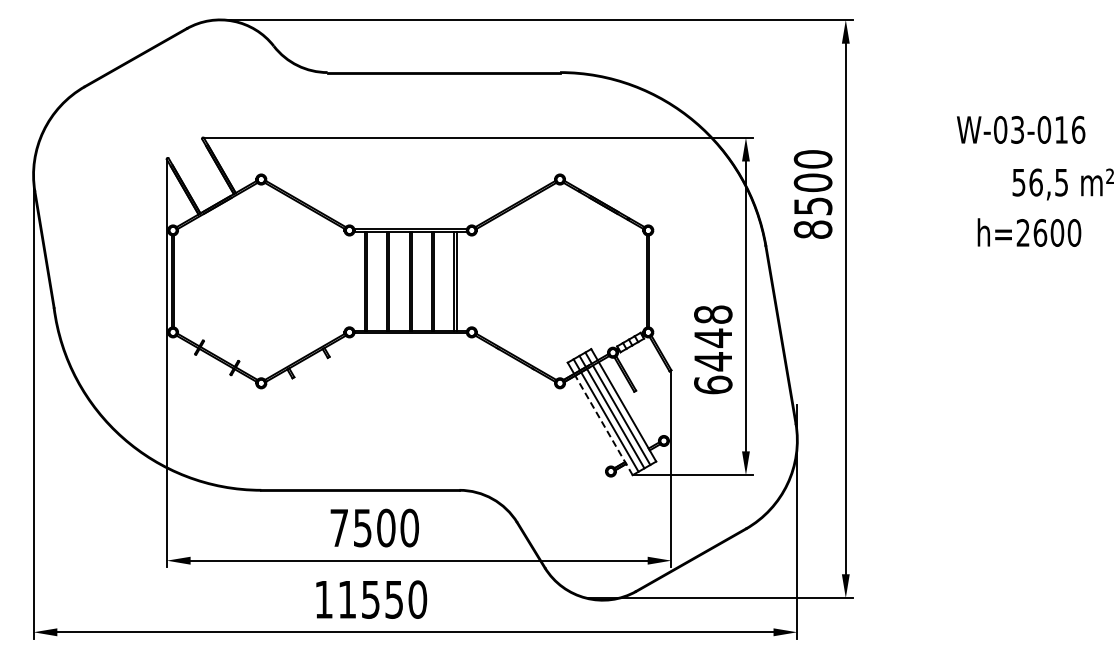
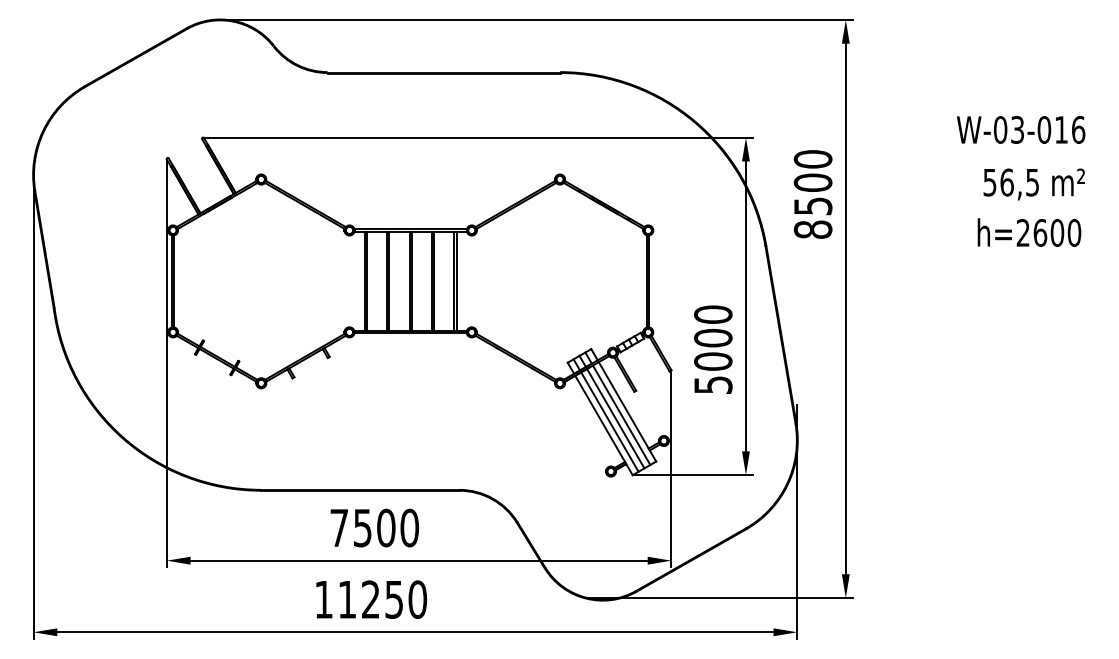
text position: (1062, 184) -> (1033, 184) (1033, 184)
text: 6448 -> 5000 (713, 349)
line: dashed -> solid (603, 425)
text: 11550 -> 11250 (370, 599)
